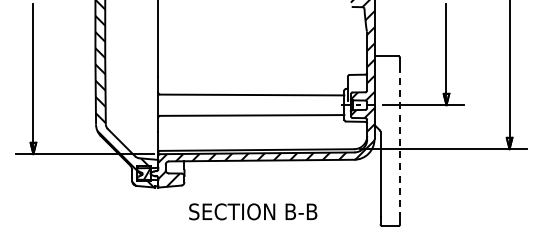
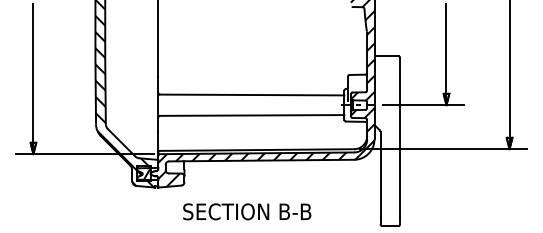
line: dashed -> solid (400, 141)
text position: (253, 211) -> (247, 211) (247, 211)
